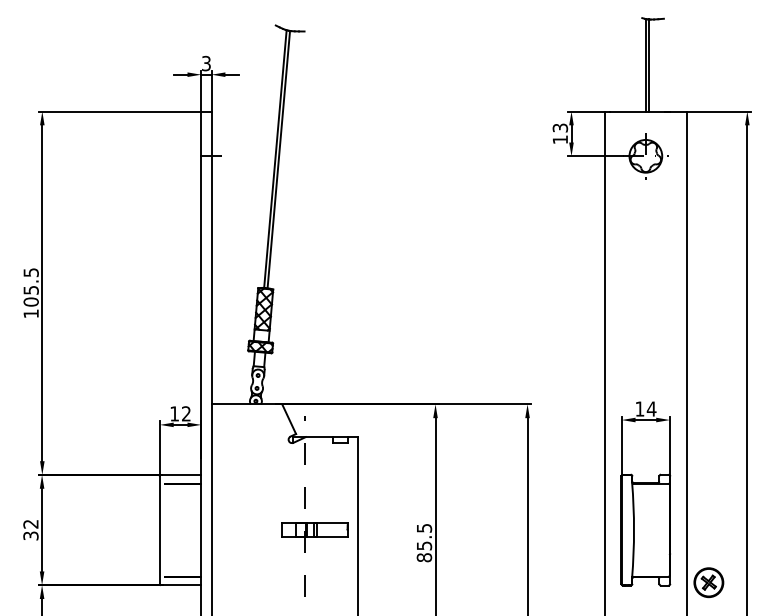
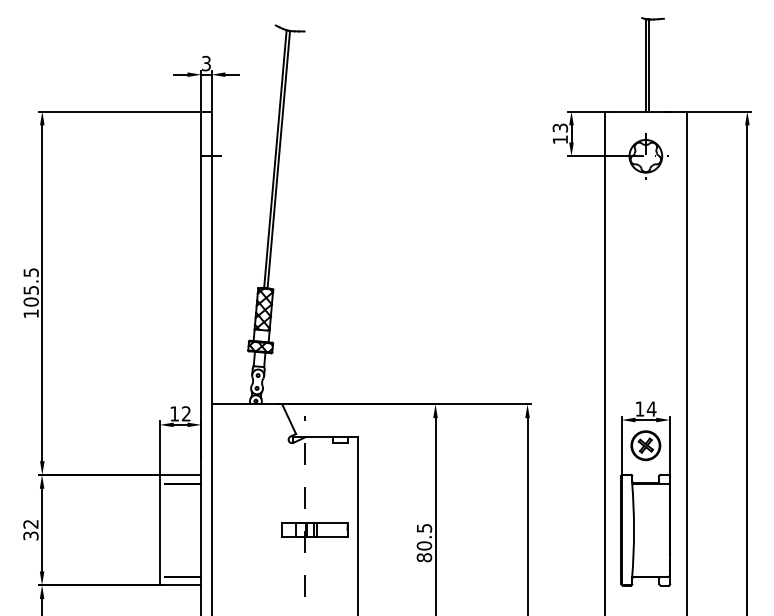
text: 85.5 -> 80.5 (424, 545)
part position: (708, 582) -> (645, 445) (645, 445)
